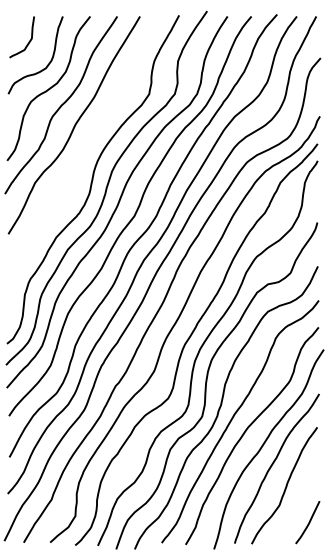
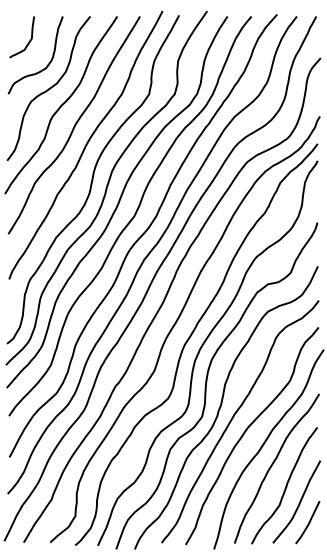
curve: none -> present (85, 144)
curve: none -> present (298, 503)
